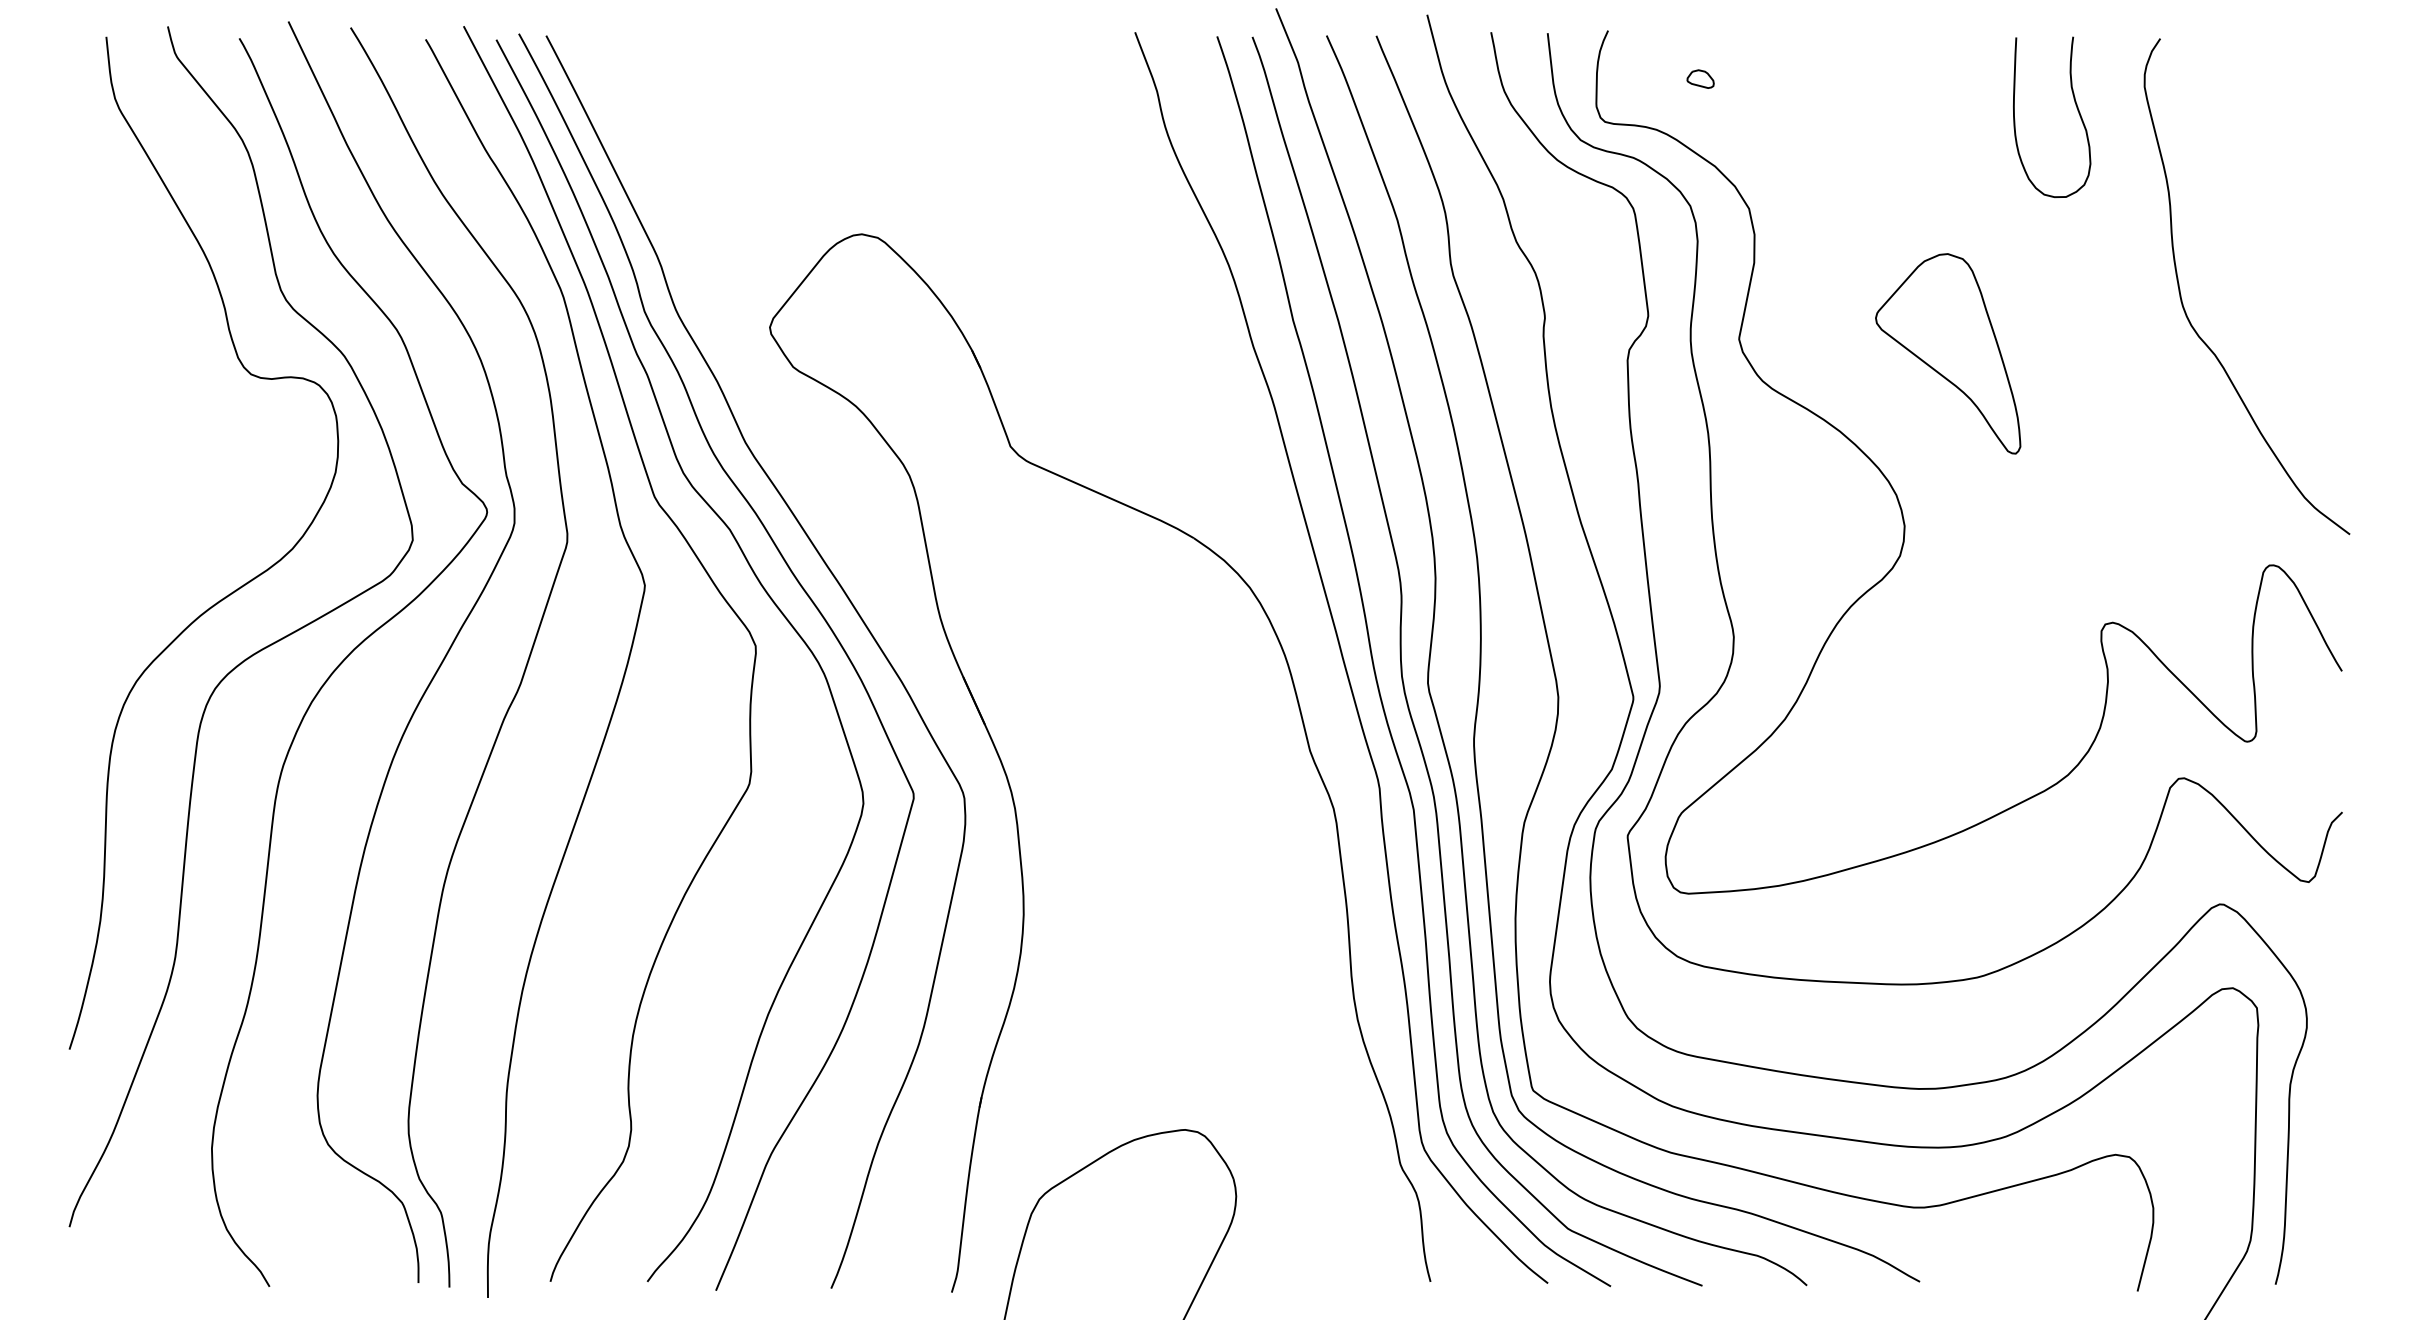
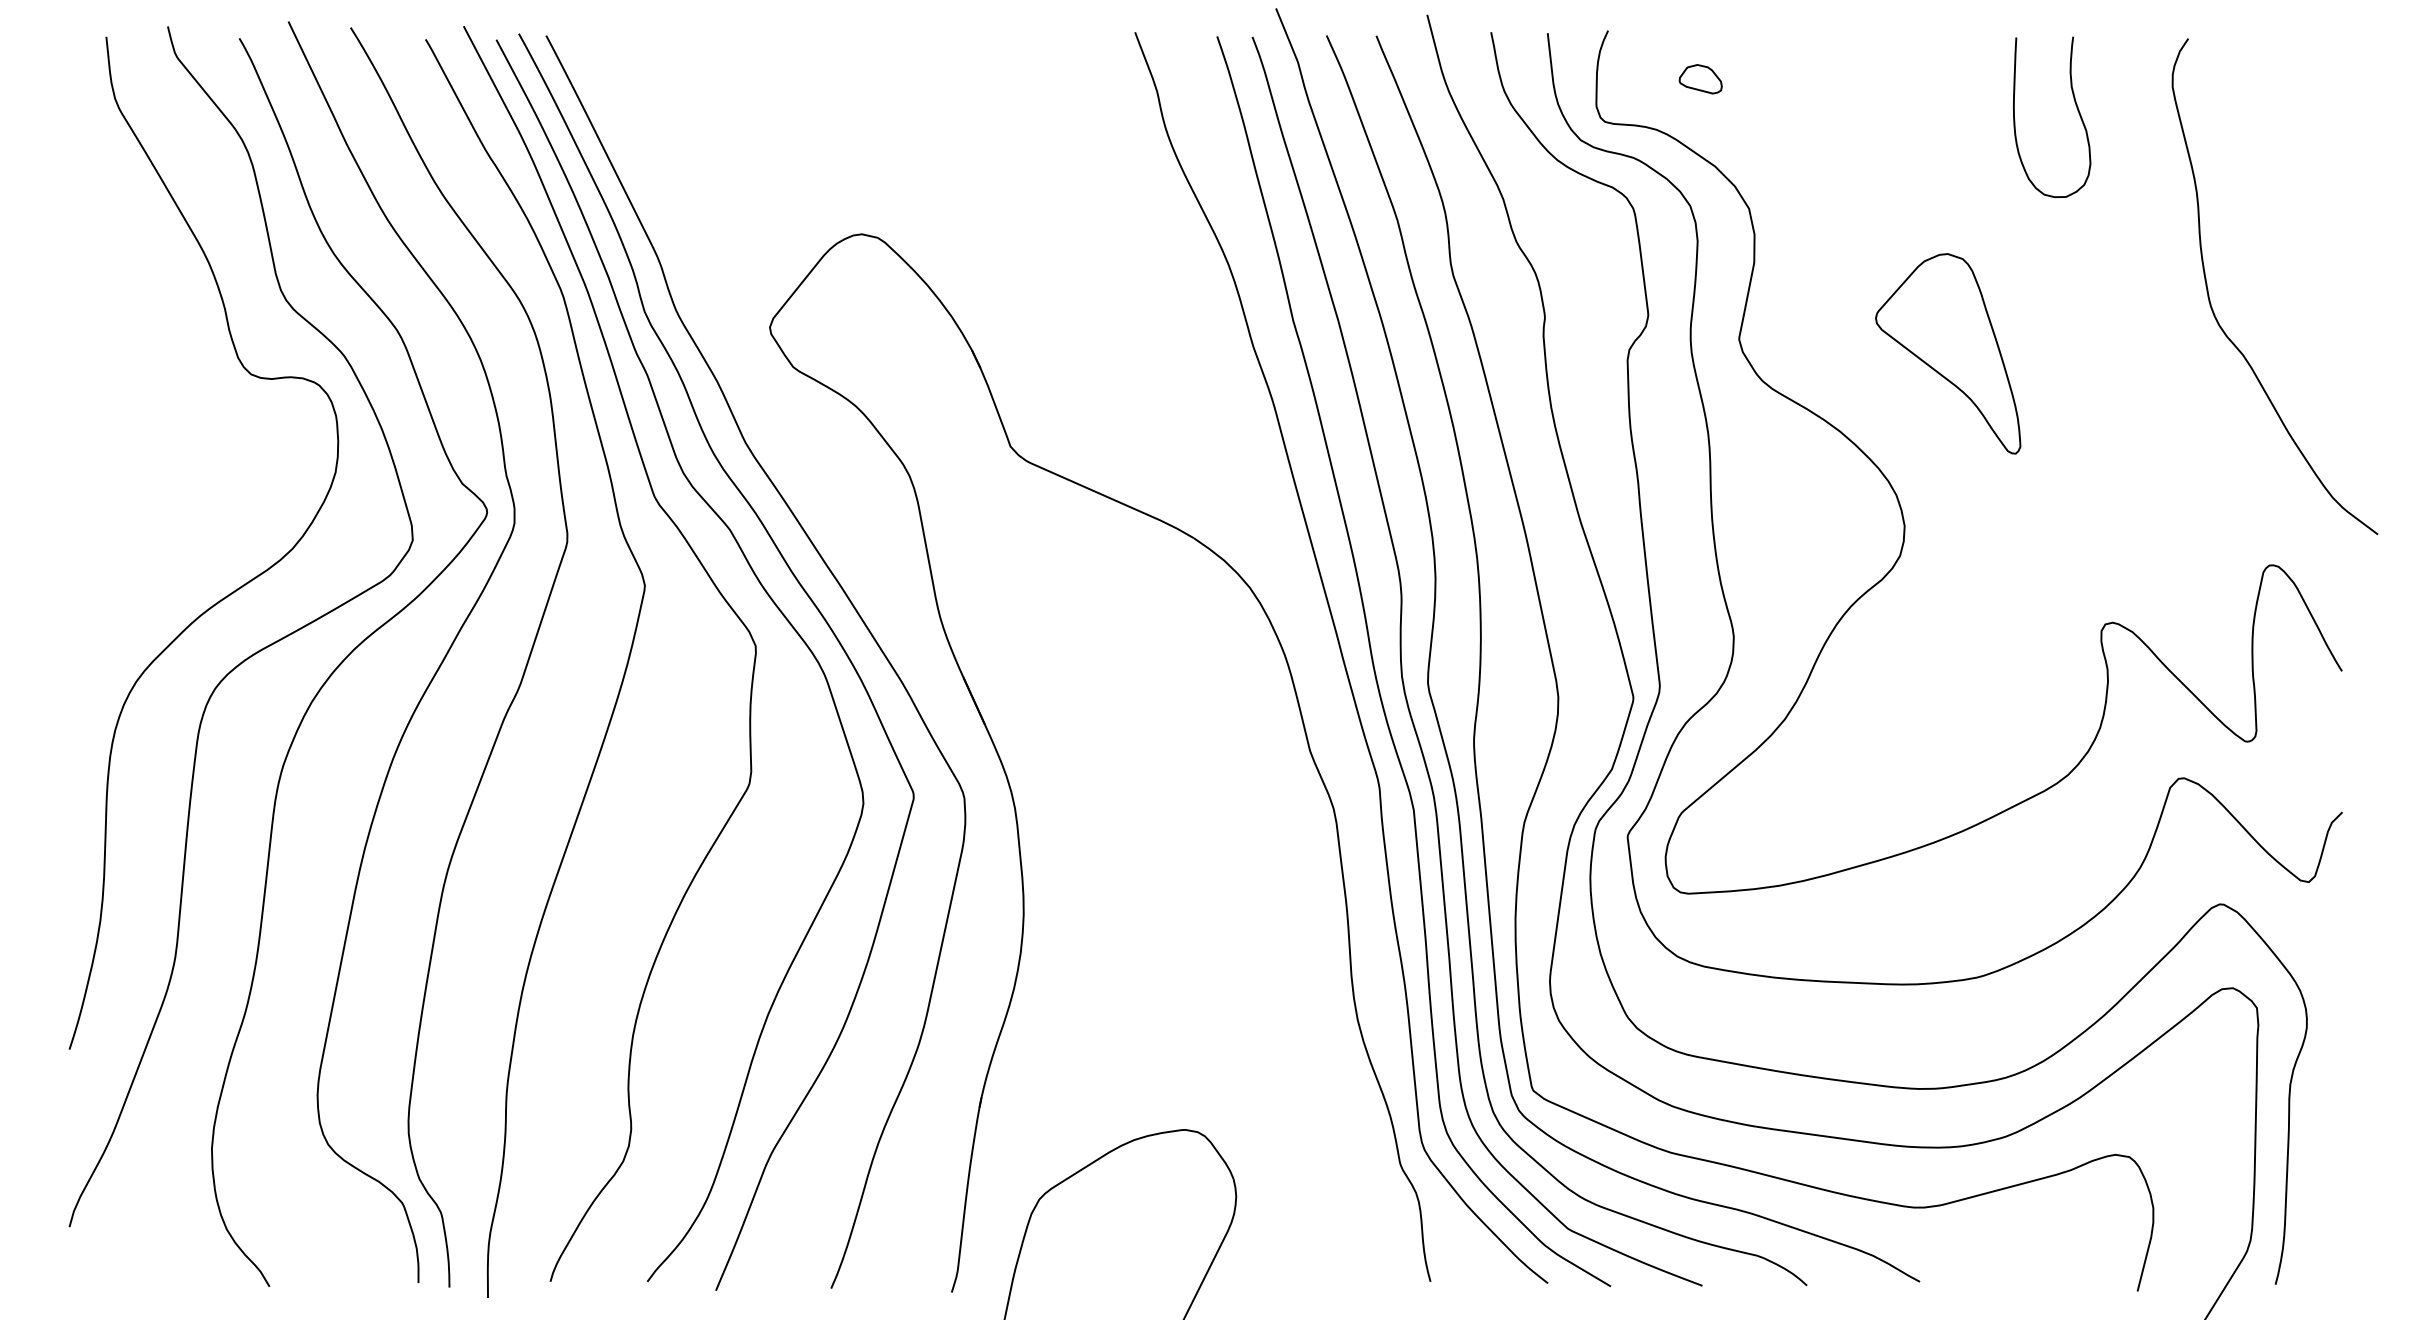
part size: 29x20 px -> 45x31 px (1700, 79)
curve position: (2185, 309) -> (2213, 309) (2213, 309)
